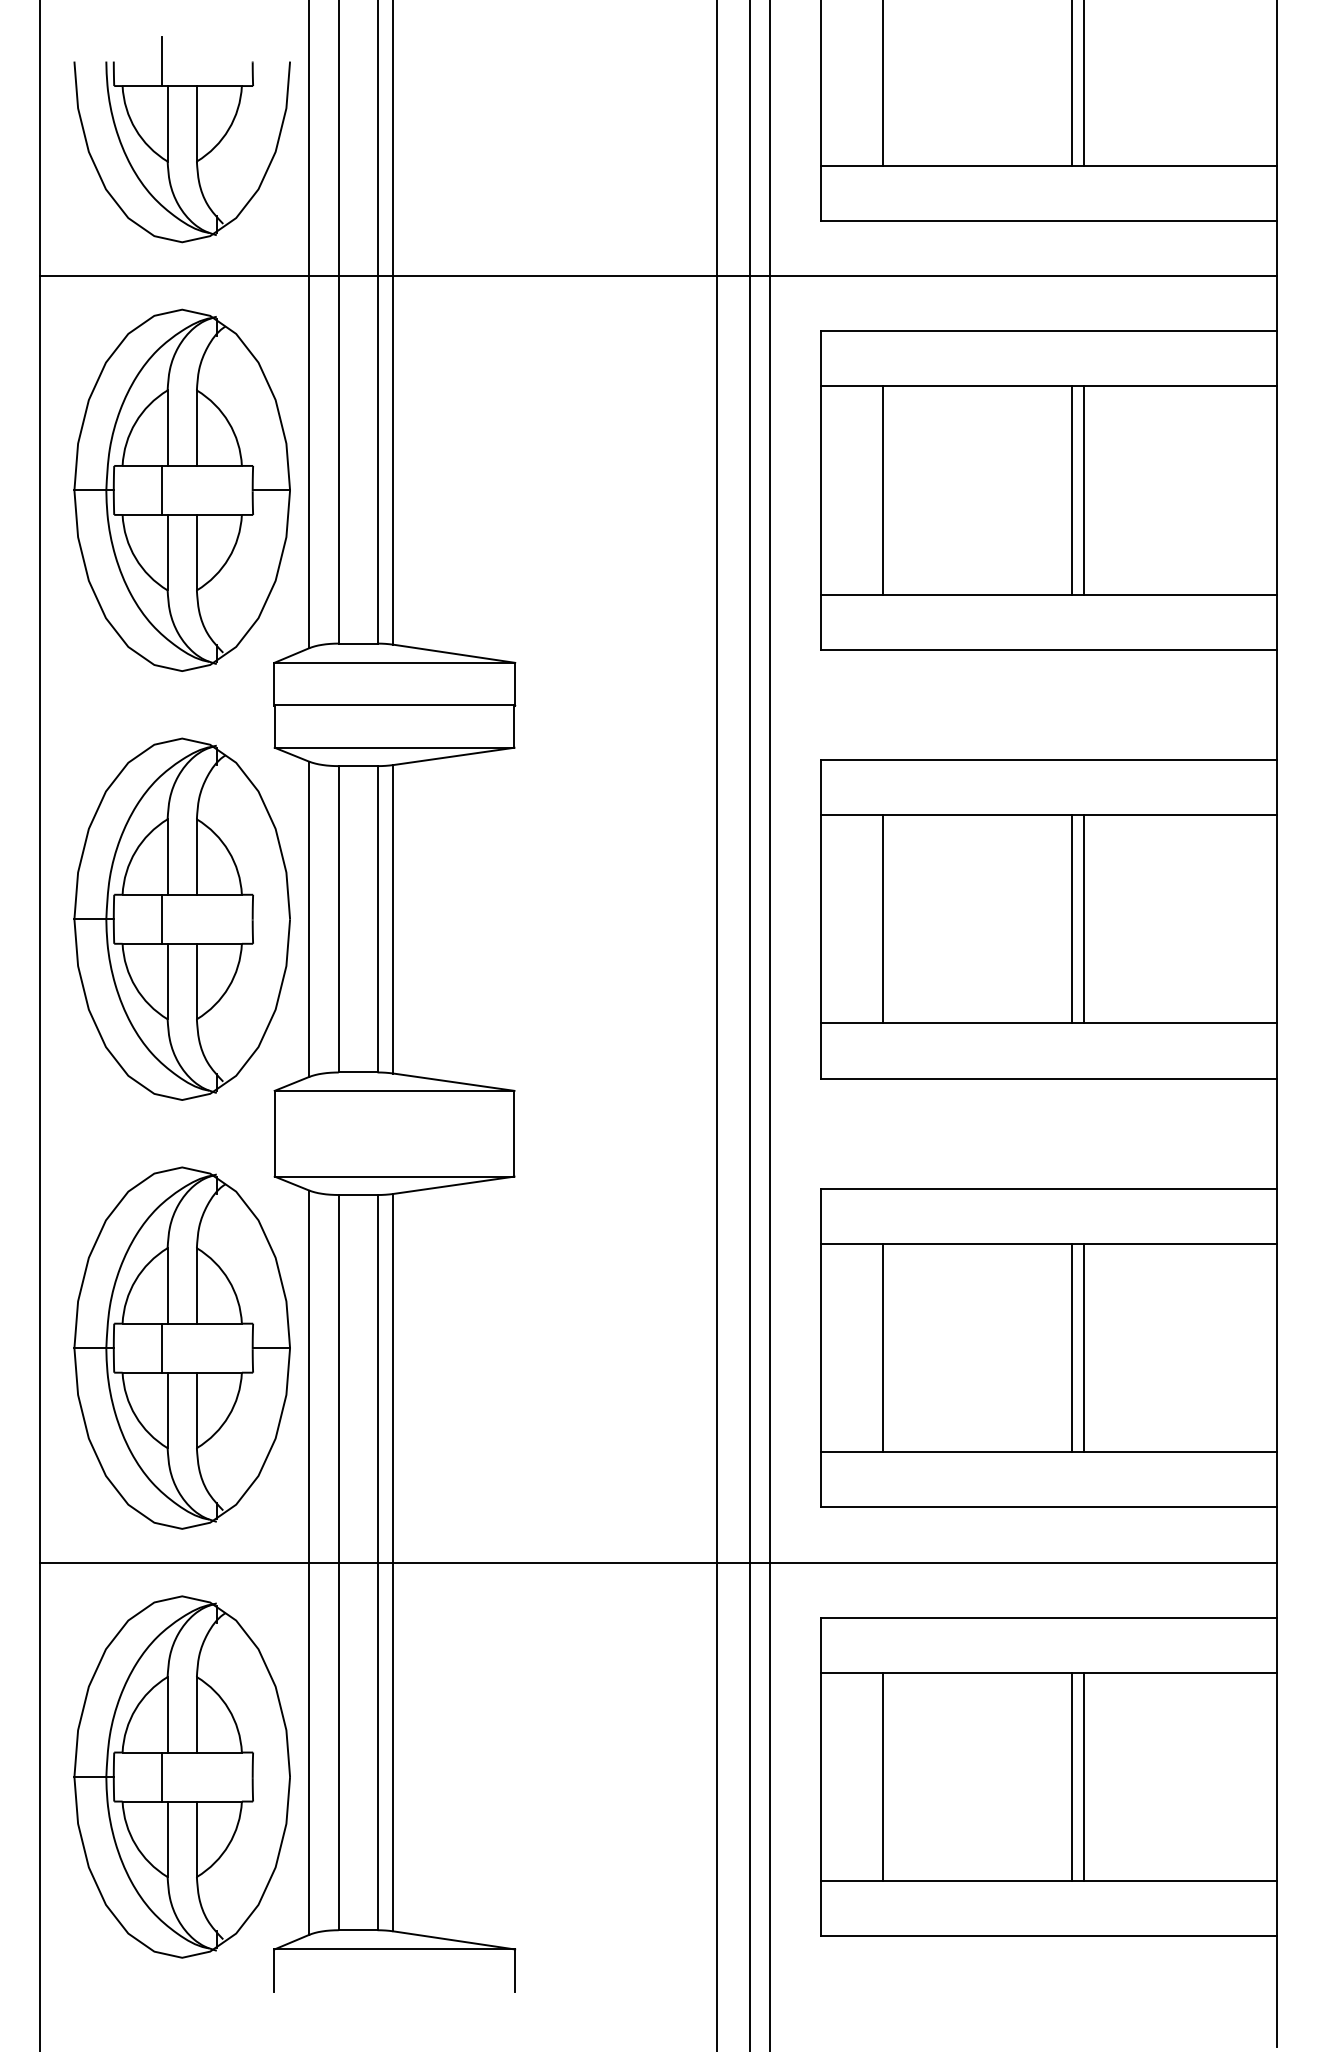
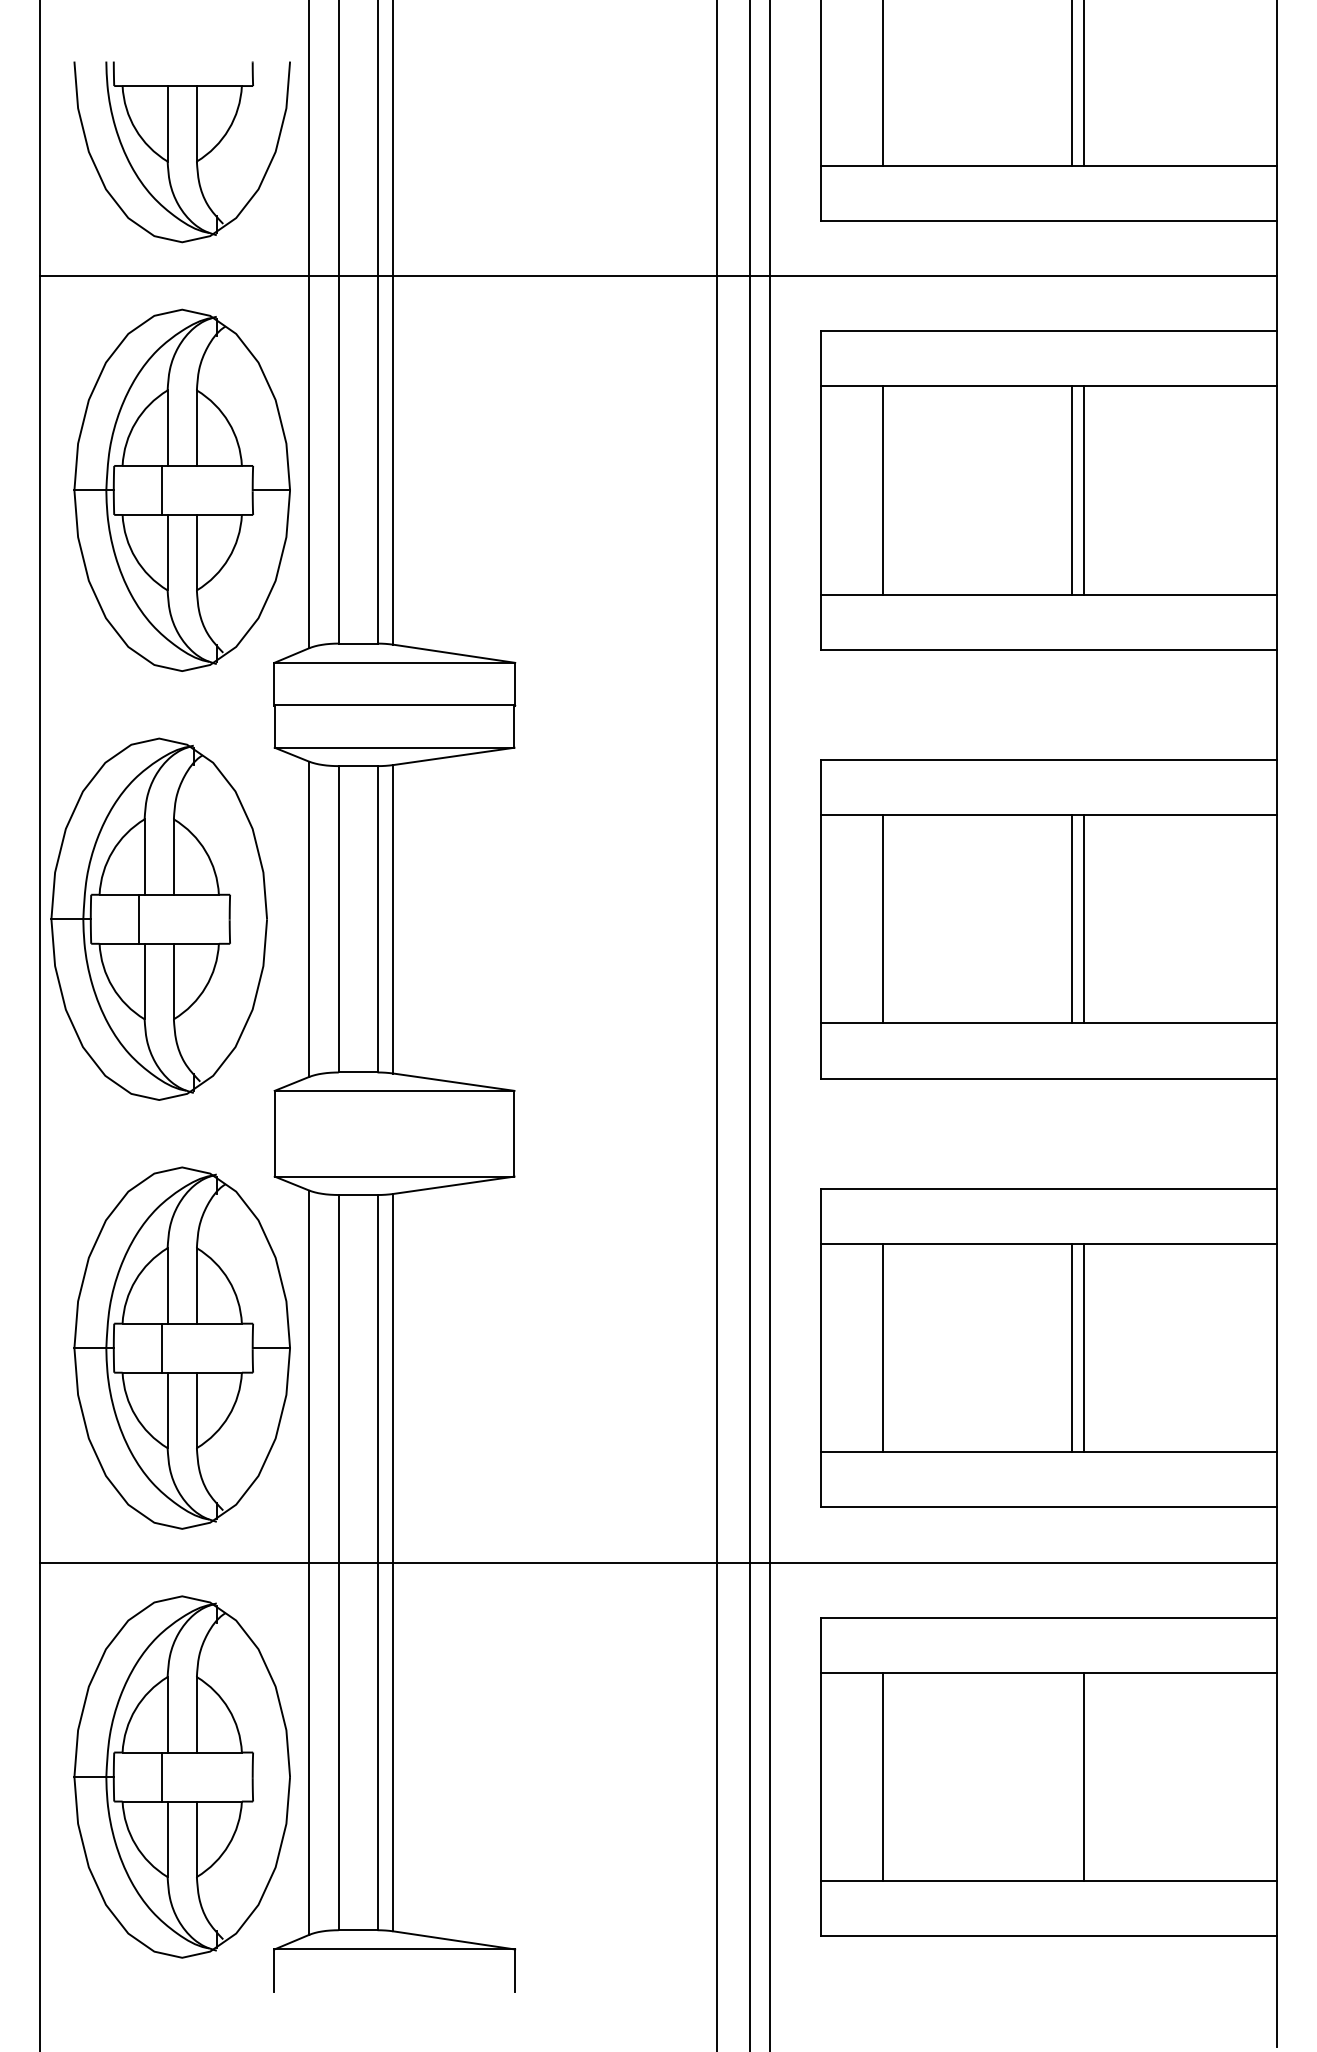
line: present -> none (161, 61)
part position: (181, 918) -> (158, 918) (158, 918)
line: present -> none (1071, 1776)
